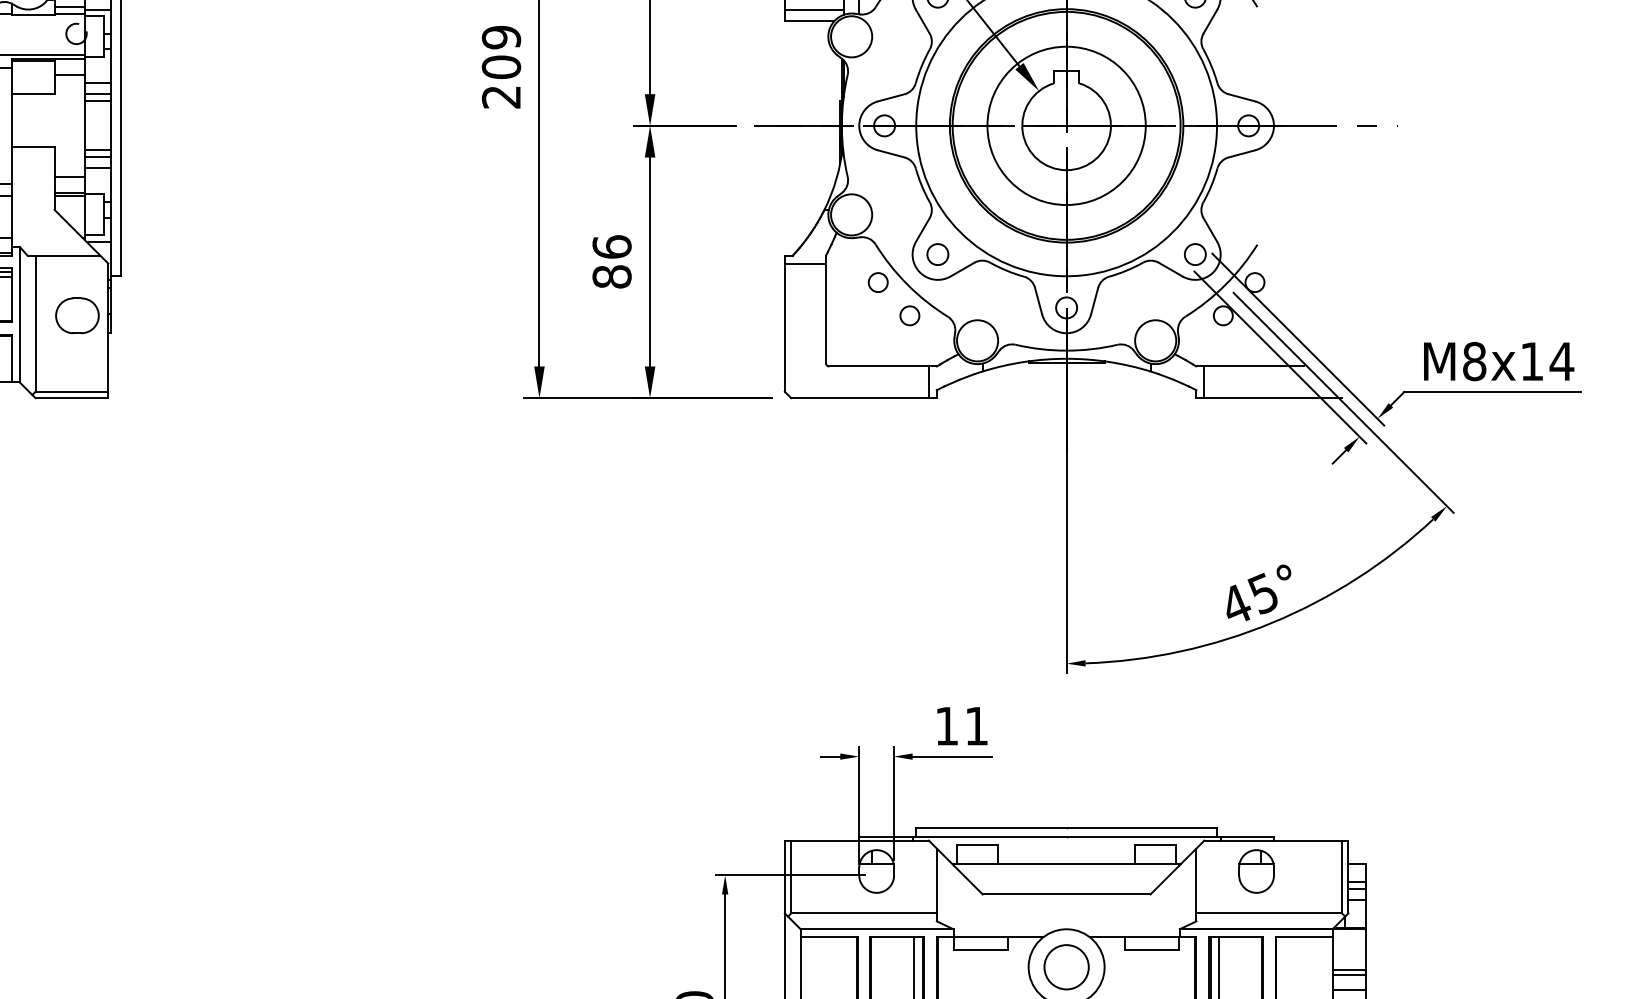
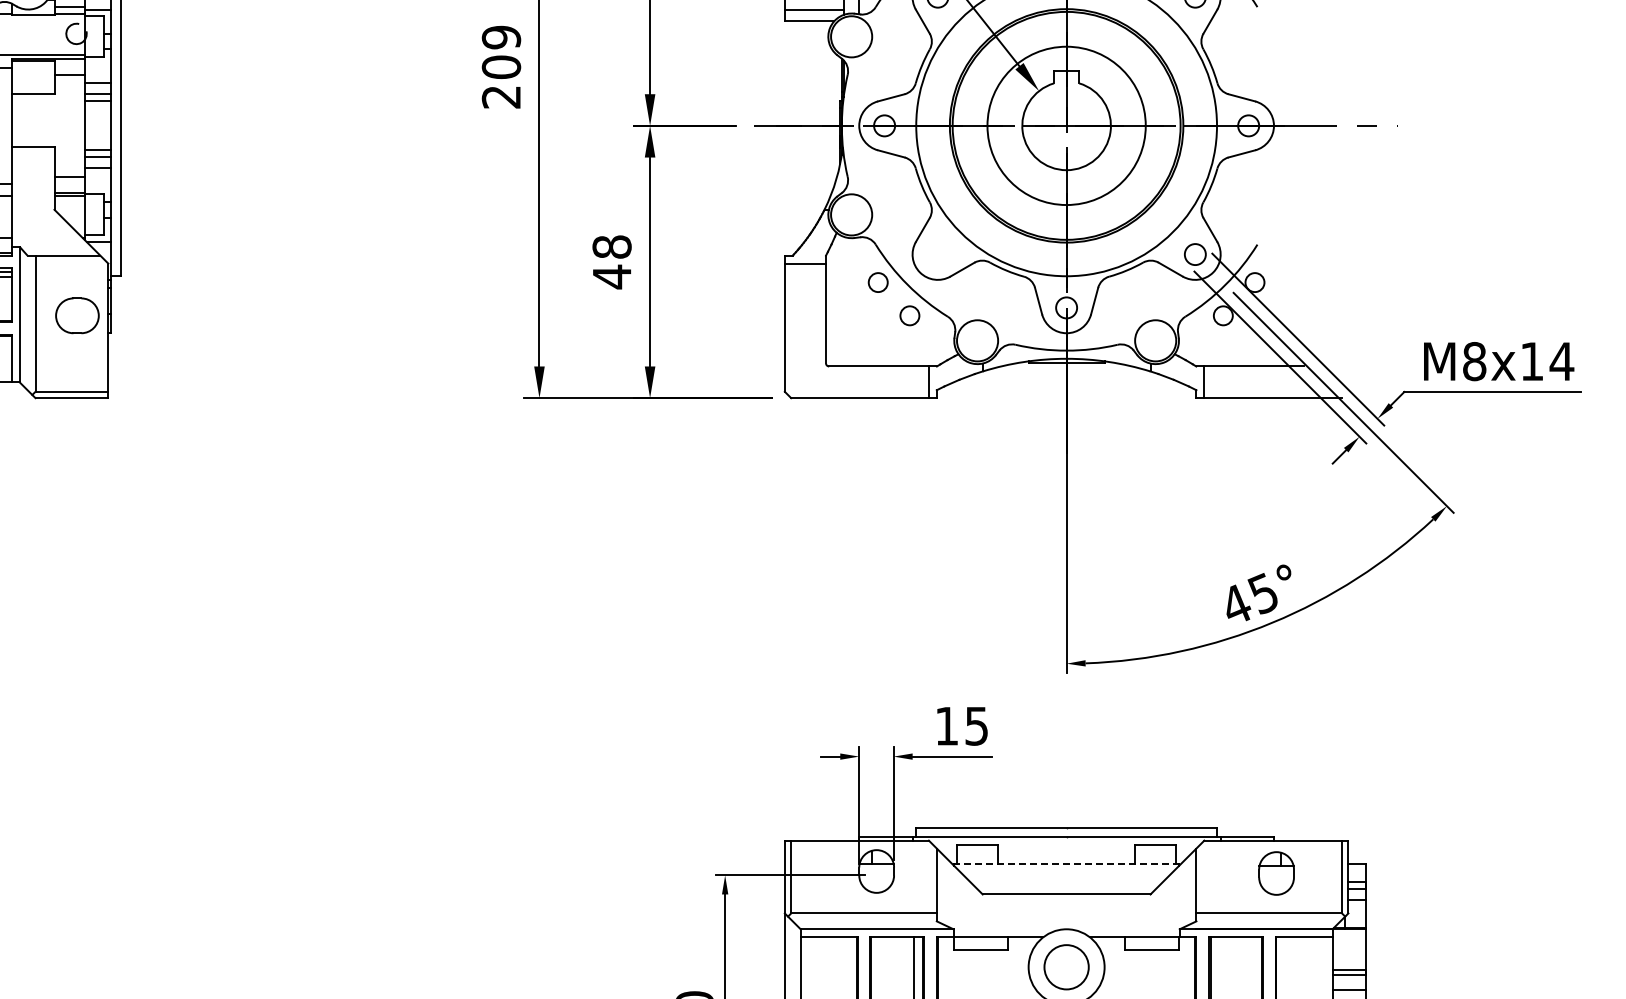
circle: present -> none (937, 254)
text: 86 -> 48 (611, 262)
text: 11 -> 15 (976, 726)
line: solid -> dashed (1066, 864)
part position: (1256, 871) -> (1276, 873) (1276, 873)
line: present -> none (1219, 966)
